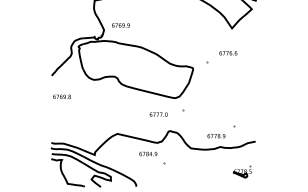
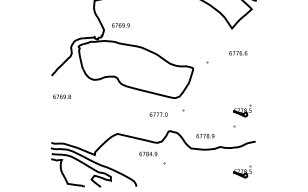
text position: (228, 53) -> (238, 53) (238, 53)
part: none -> present (242, 110)
text position: (216, 136) -> (205, 136) (205, 136)
